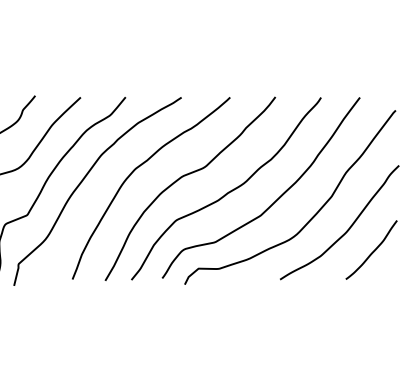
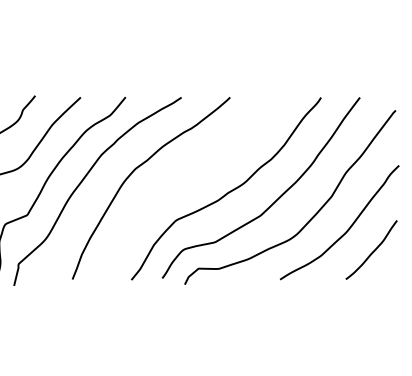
curve: present -> none (185, 176)
